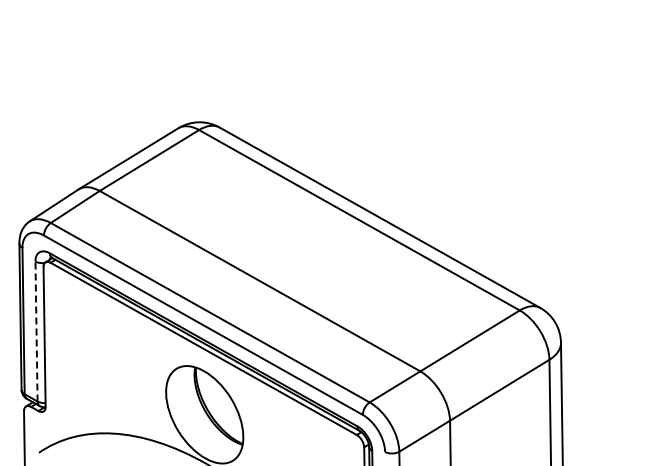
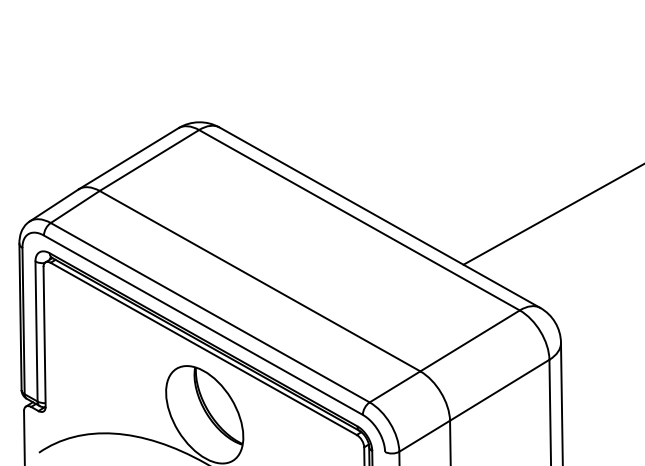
line: none -> present (552, 214)
line: dashed -> solid (36, 331)
